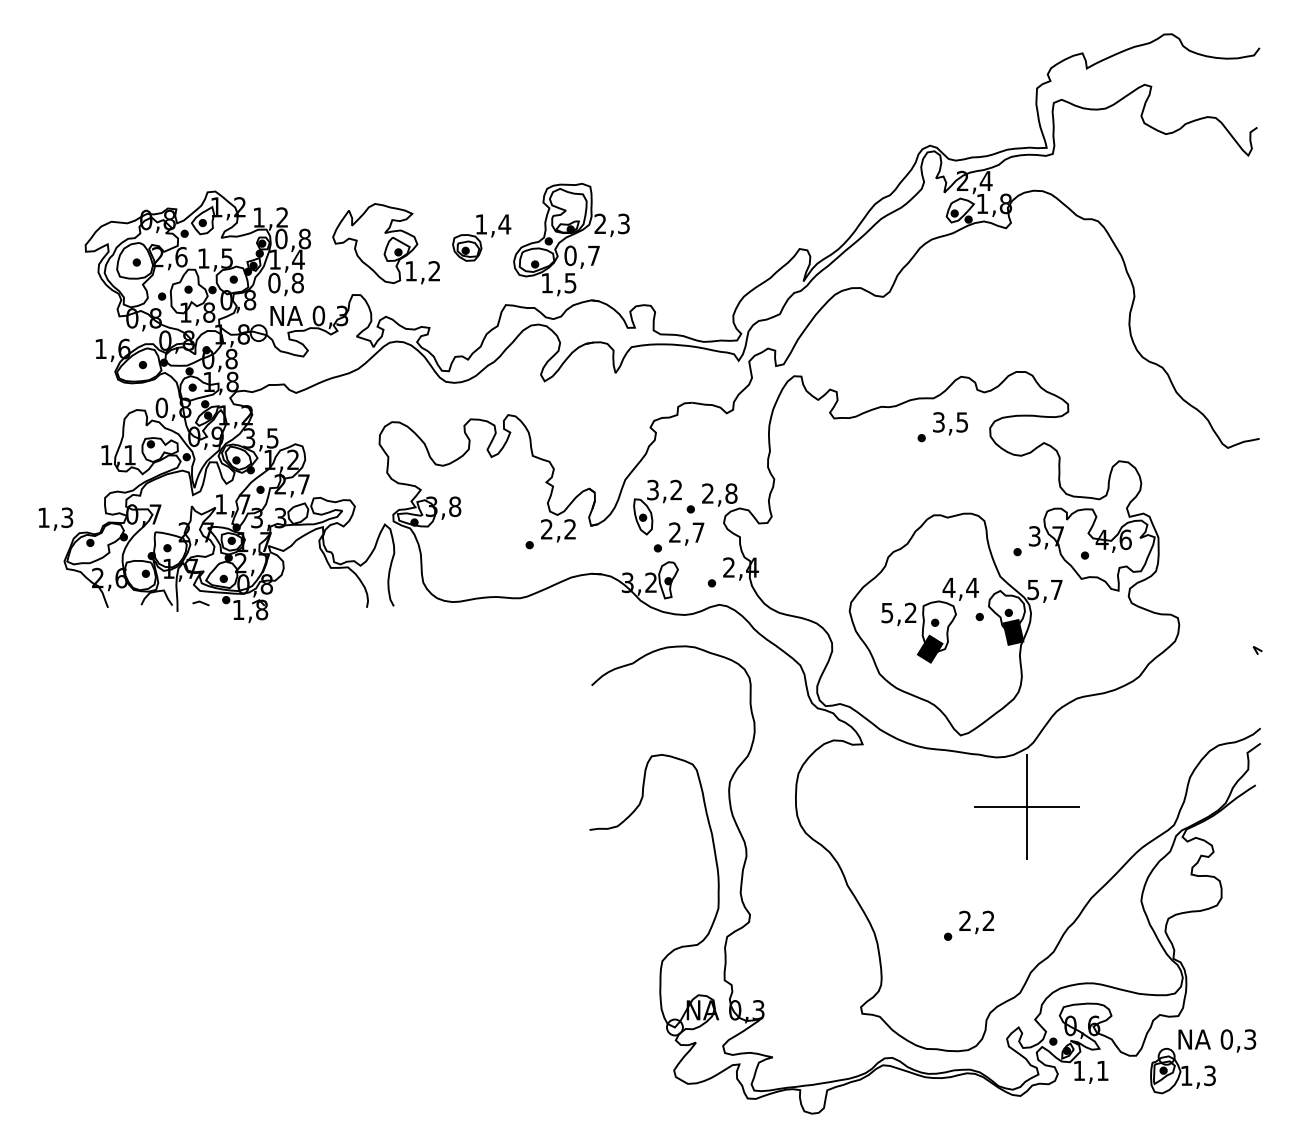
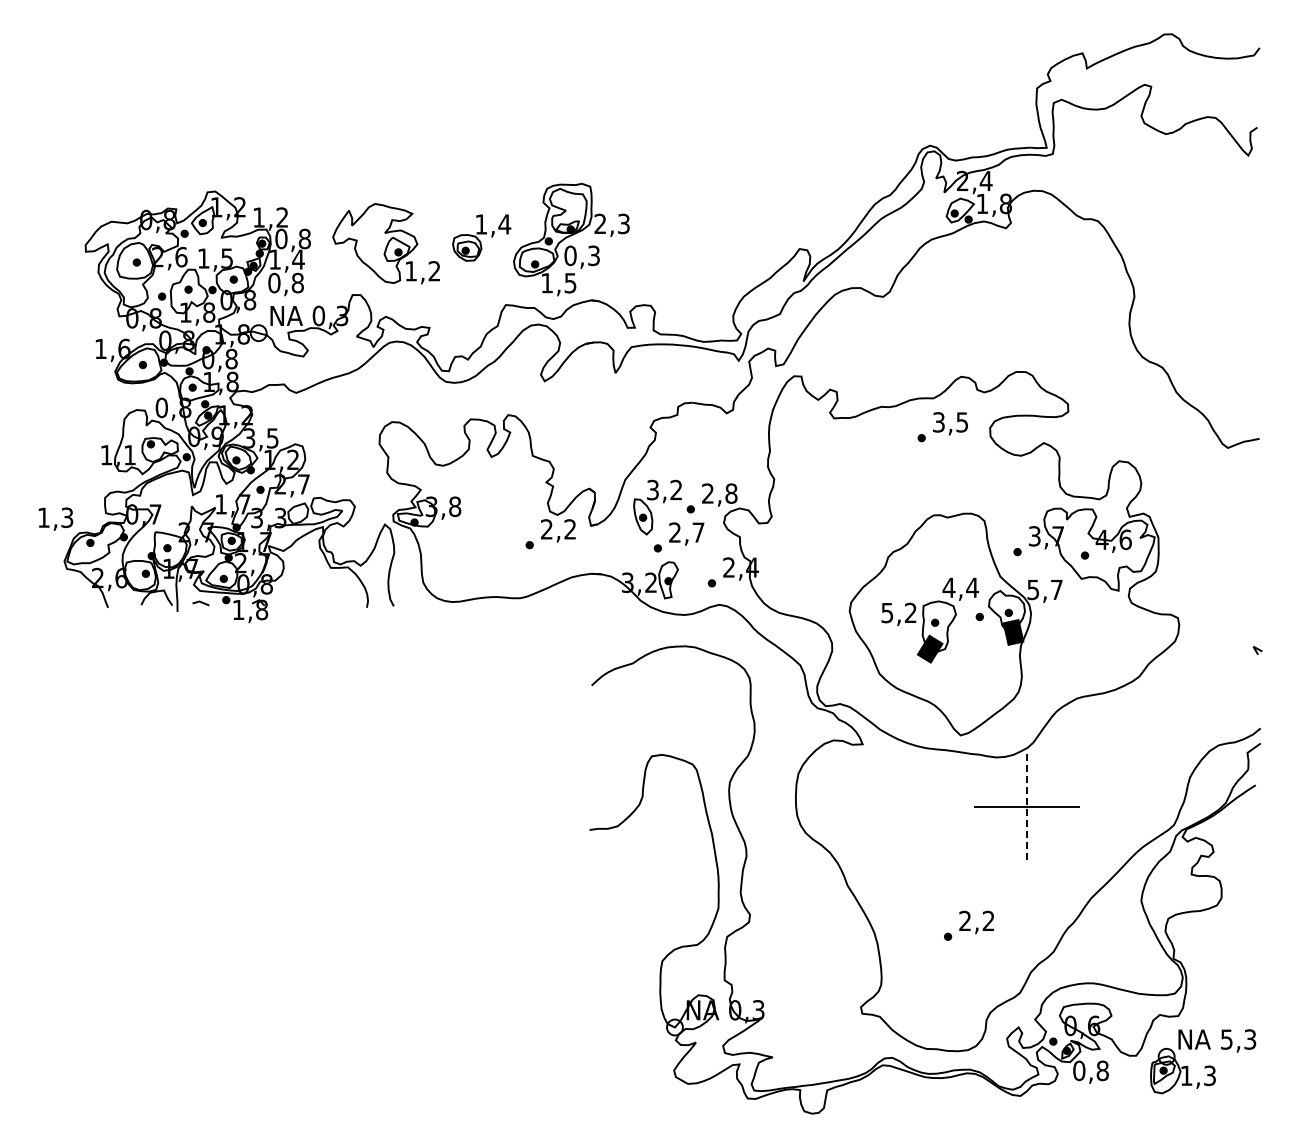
text: 0,7 -> 0,3 (593, 255)
line: solid -> dashed (1027, 807)
text: 0,3 -> 5,3 (1226, 1039)
text: 1,1 -> 0,8 (1090, 1070)
